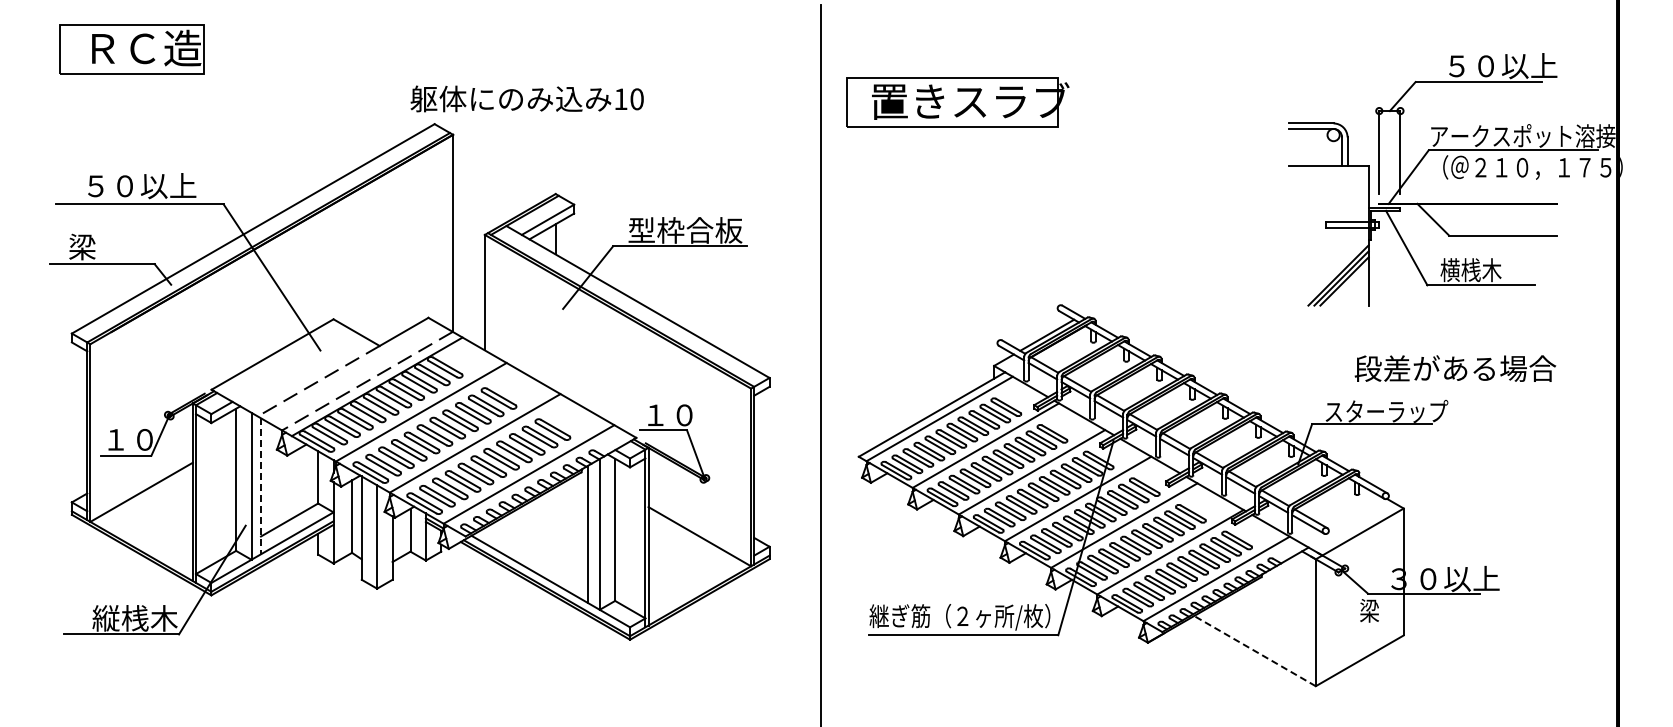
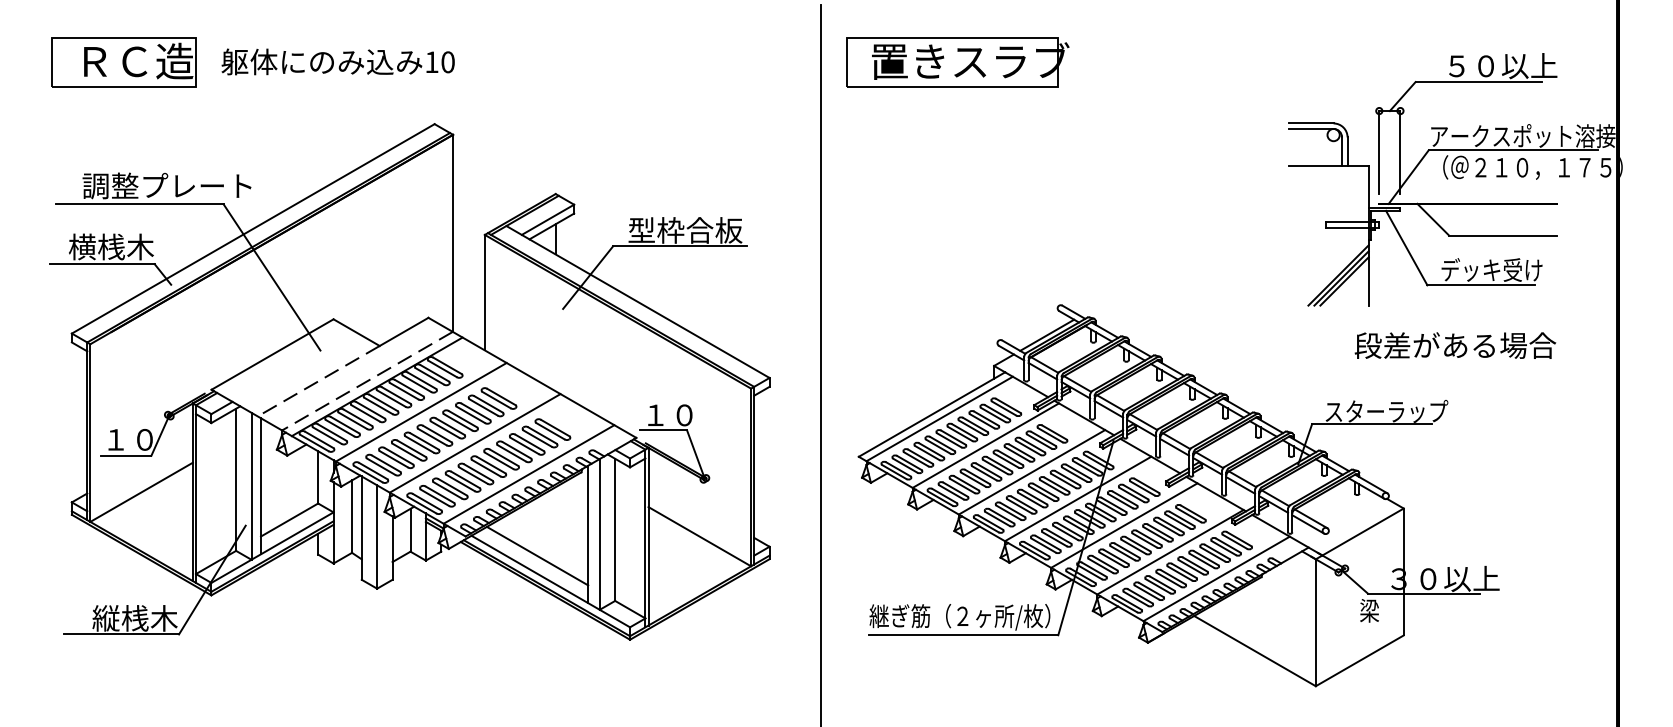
part position: (131, 49) -> (123, 62) (123, 62)
text position: (526, 98) -> (337, 61) (337, 61)
part position: (957, 102) -> (957, 62) (957, 62)
text: ５０以上 -> 調整プレート (166, 185)
text: 梁 -> 横桟木 (111, 246)
text: 横桟木 -> デッキ受け (1491, 270)
text position: (1455, 368) -> (1455, 345) (1455, 345)
line: dashed -> solid (261, 486)
line: none -> present (537, 555)
line: dashed -> solid (1254, 650)
